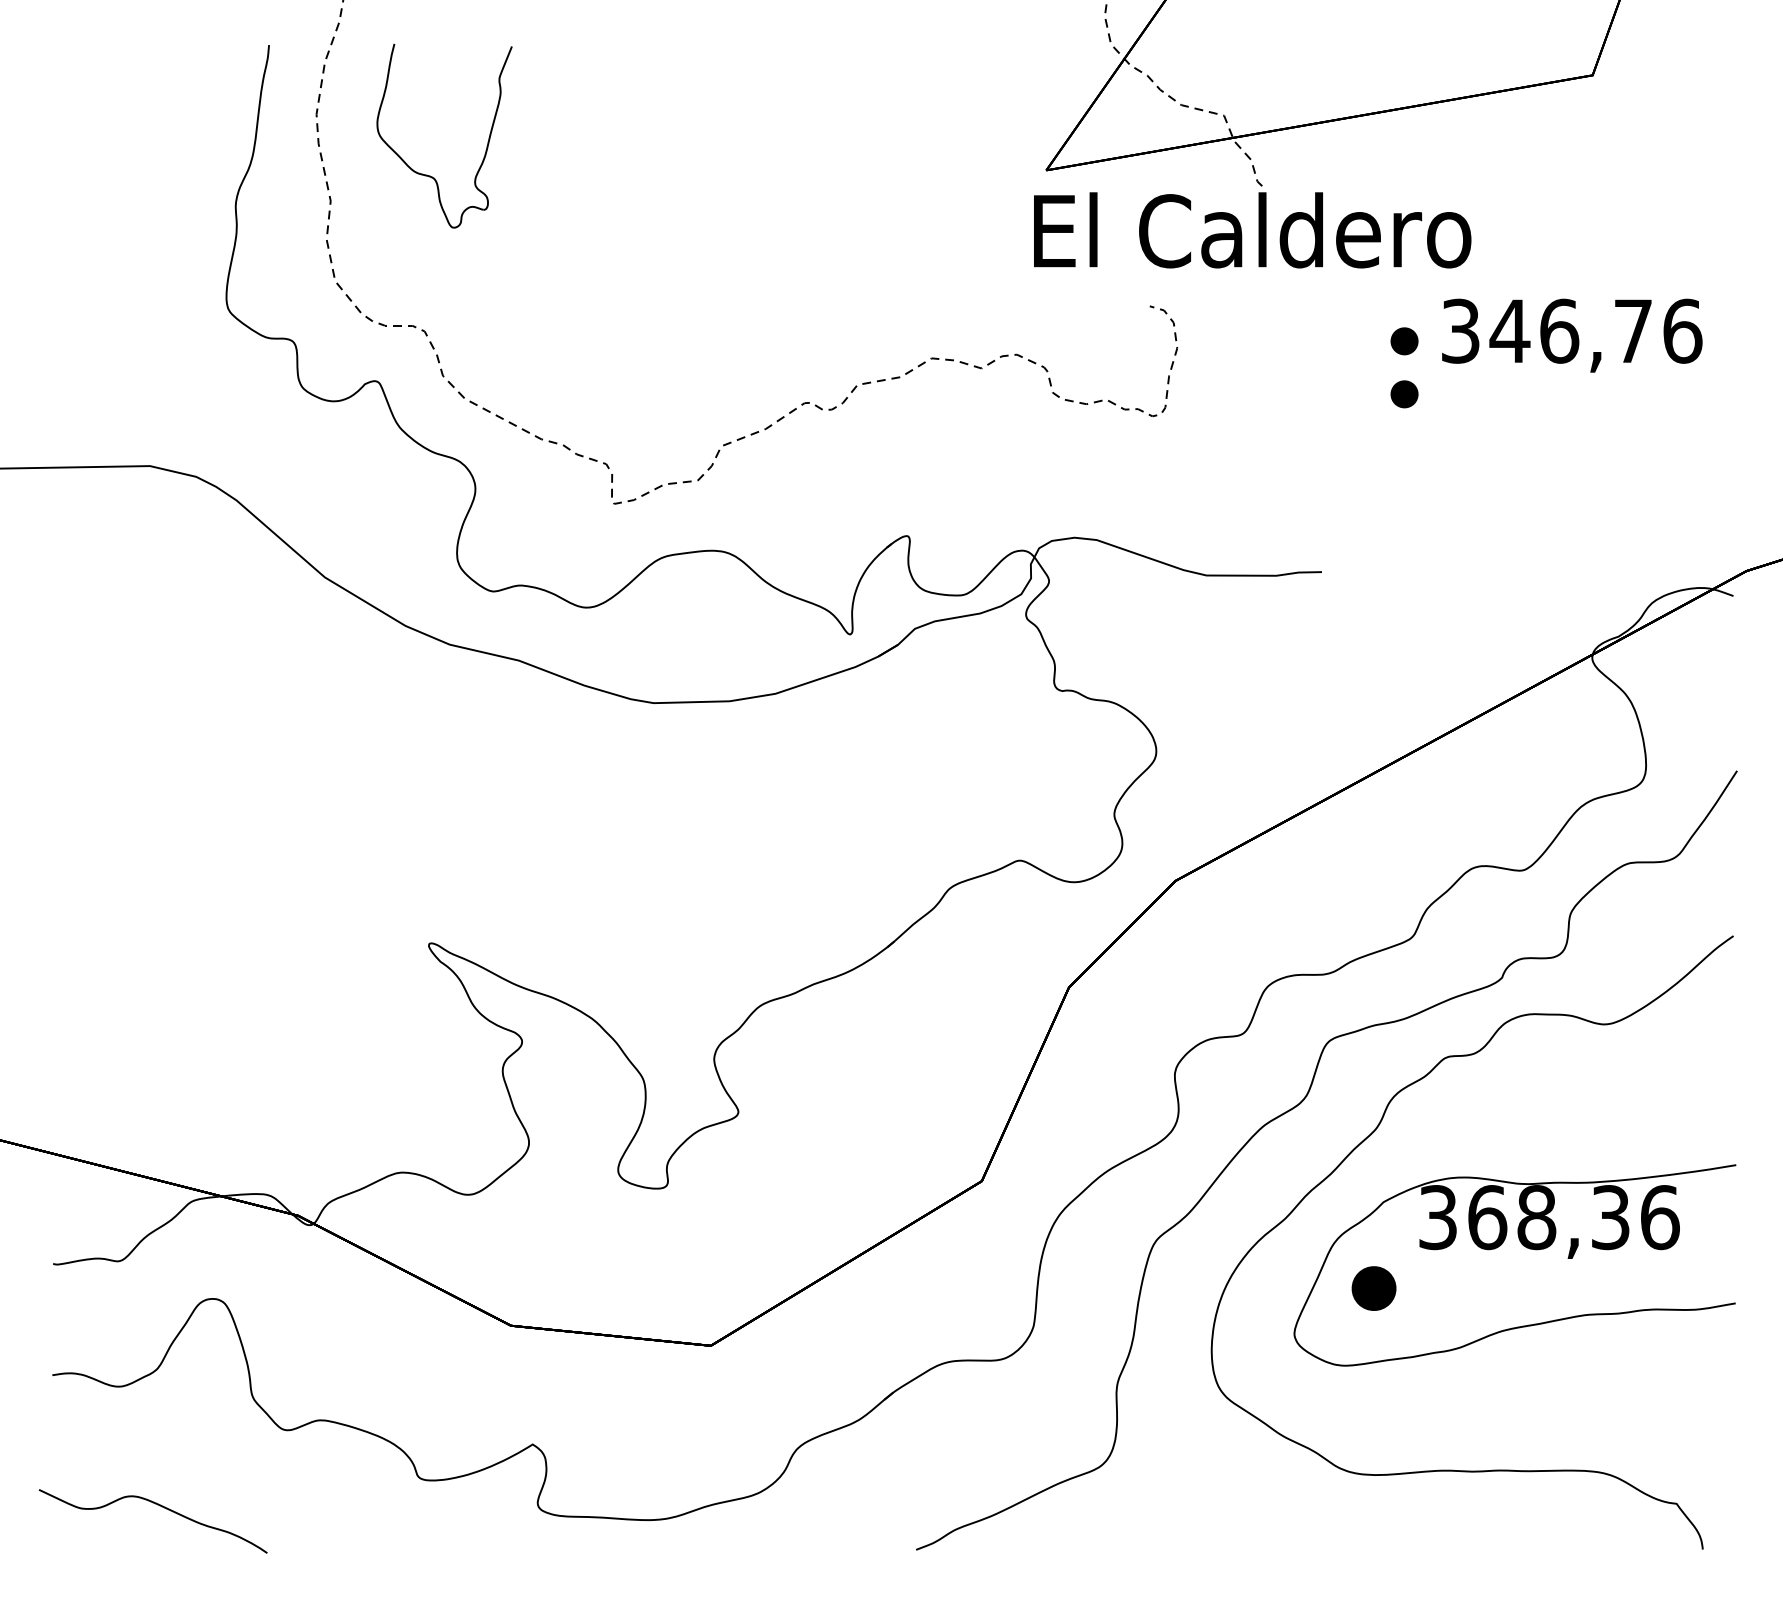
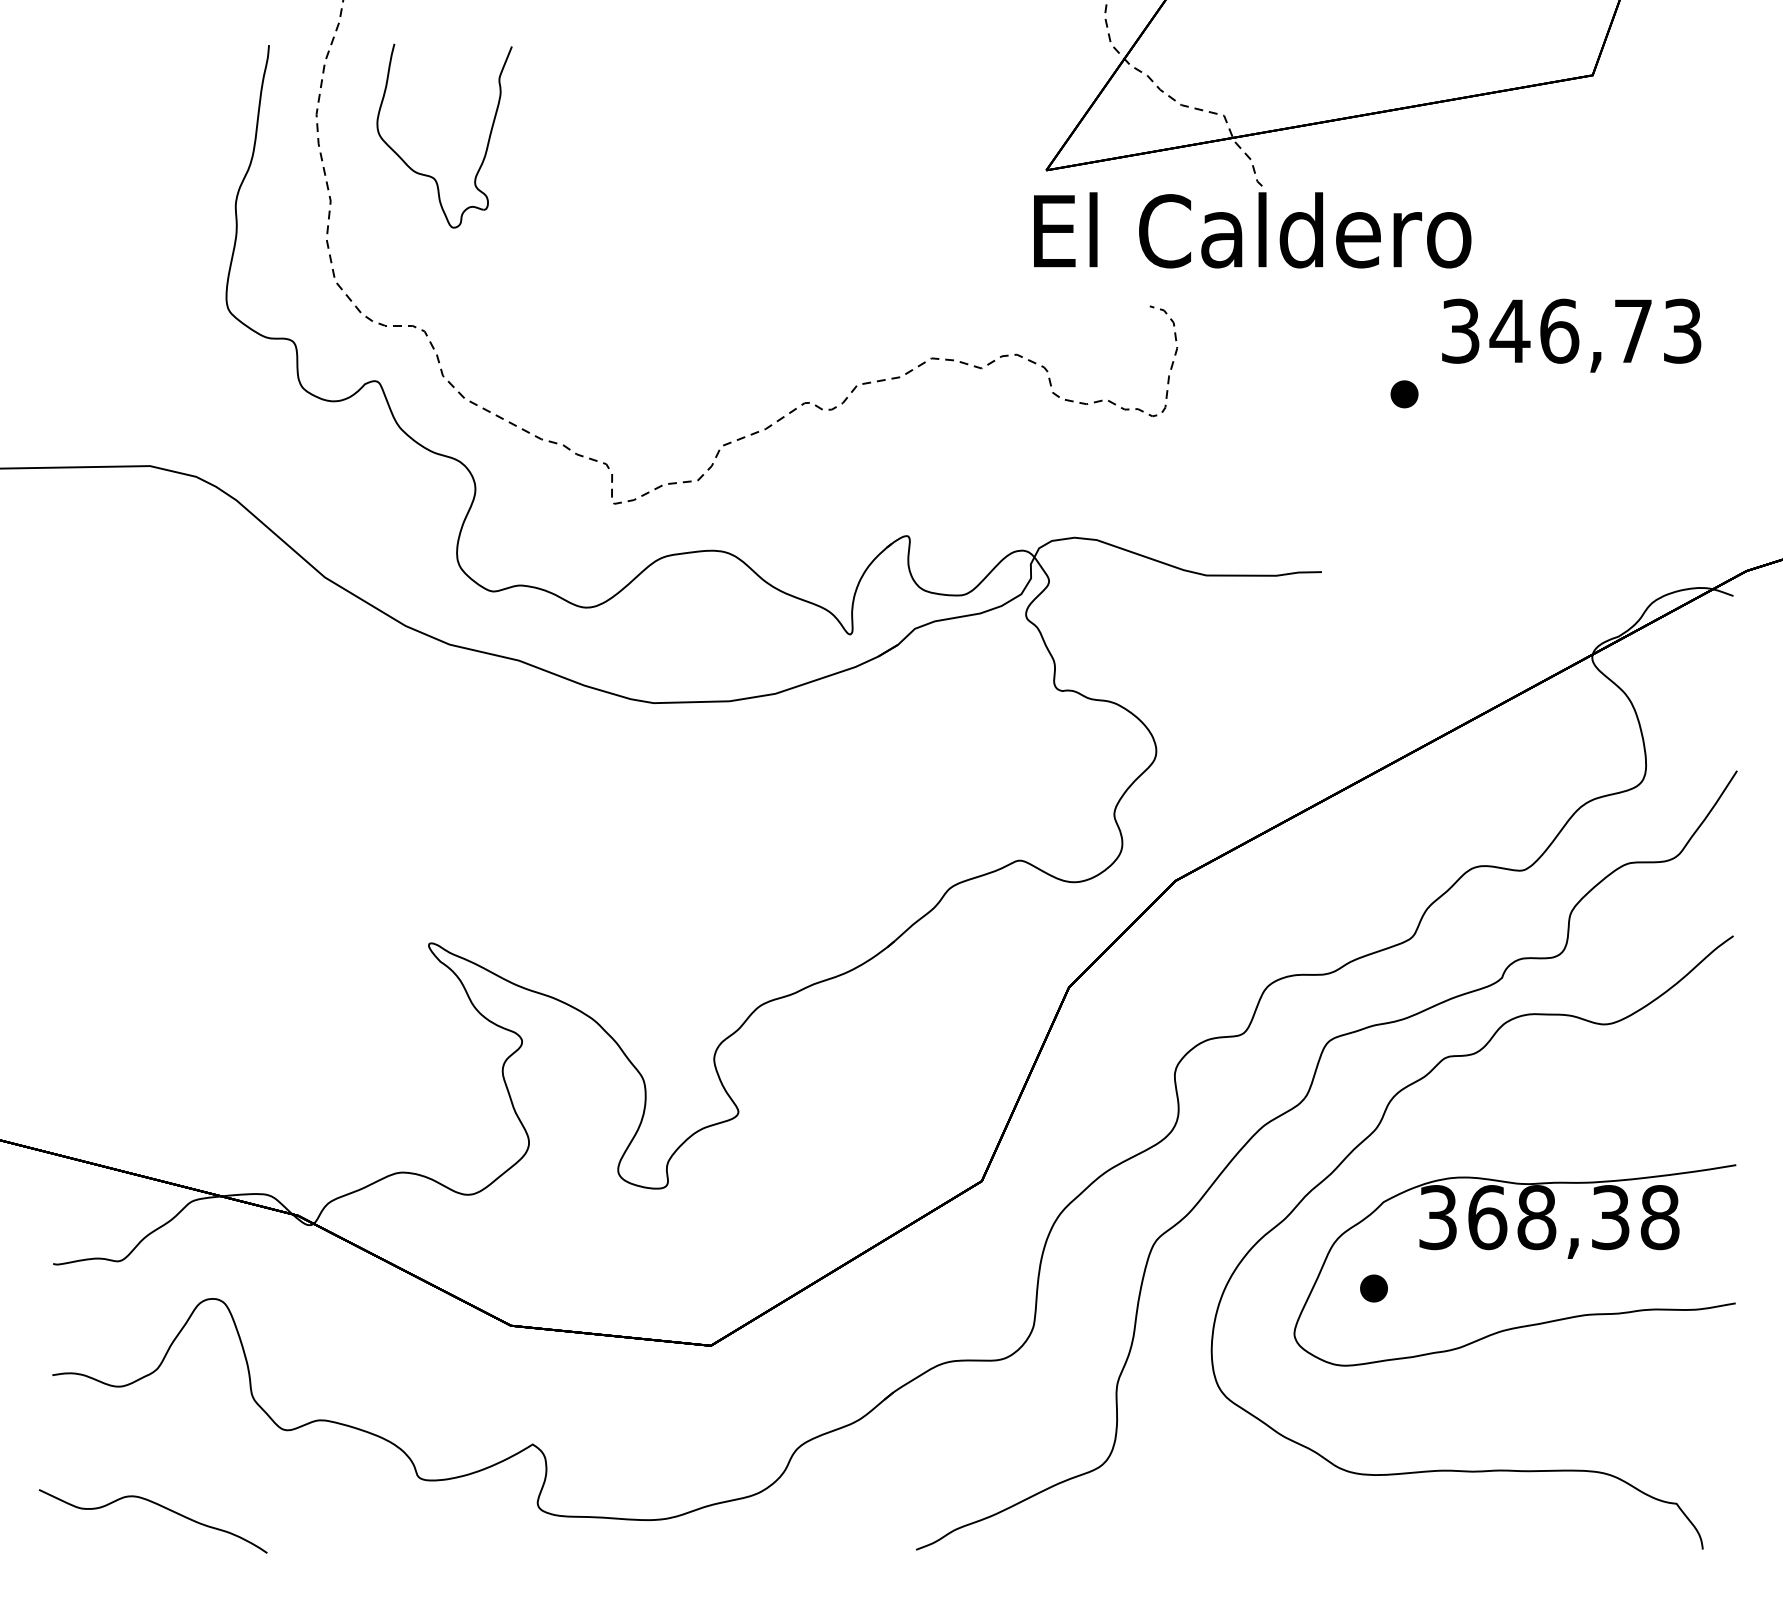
text: 346,76 -> 346,73 (1682, 330)
part: present -> none (1404, 341)
text: 368,36 -> 368,38 (1659, 1217)
part size: 46x45 px -> 28x29 px (1373, 1288)
